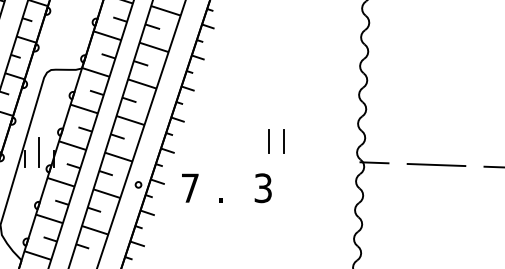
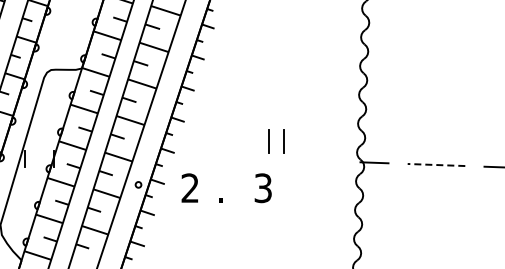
line: present -> none (39, 152)
line: solid -> dashed (436, 165)
text: 7 -> 2 (189, 187)
